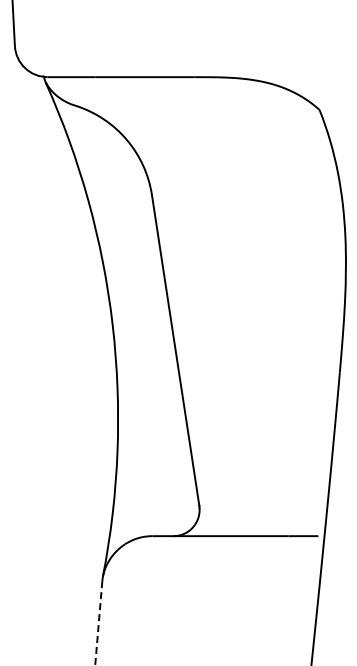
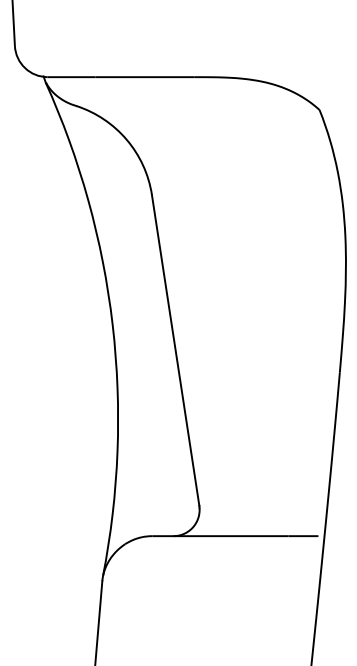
line: dashed -> solid (98, 624)
